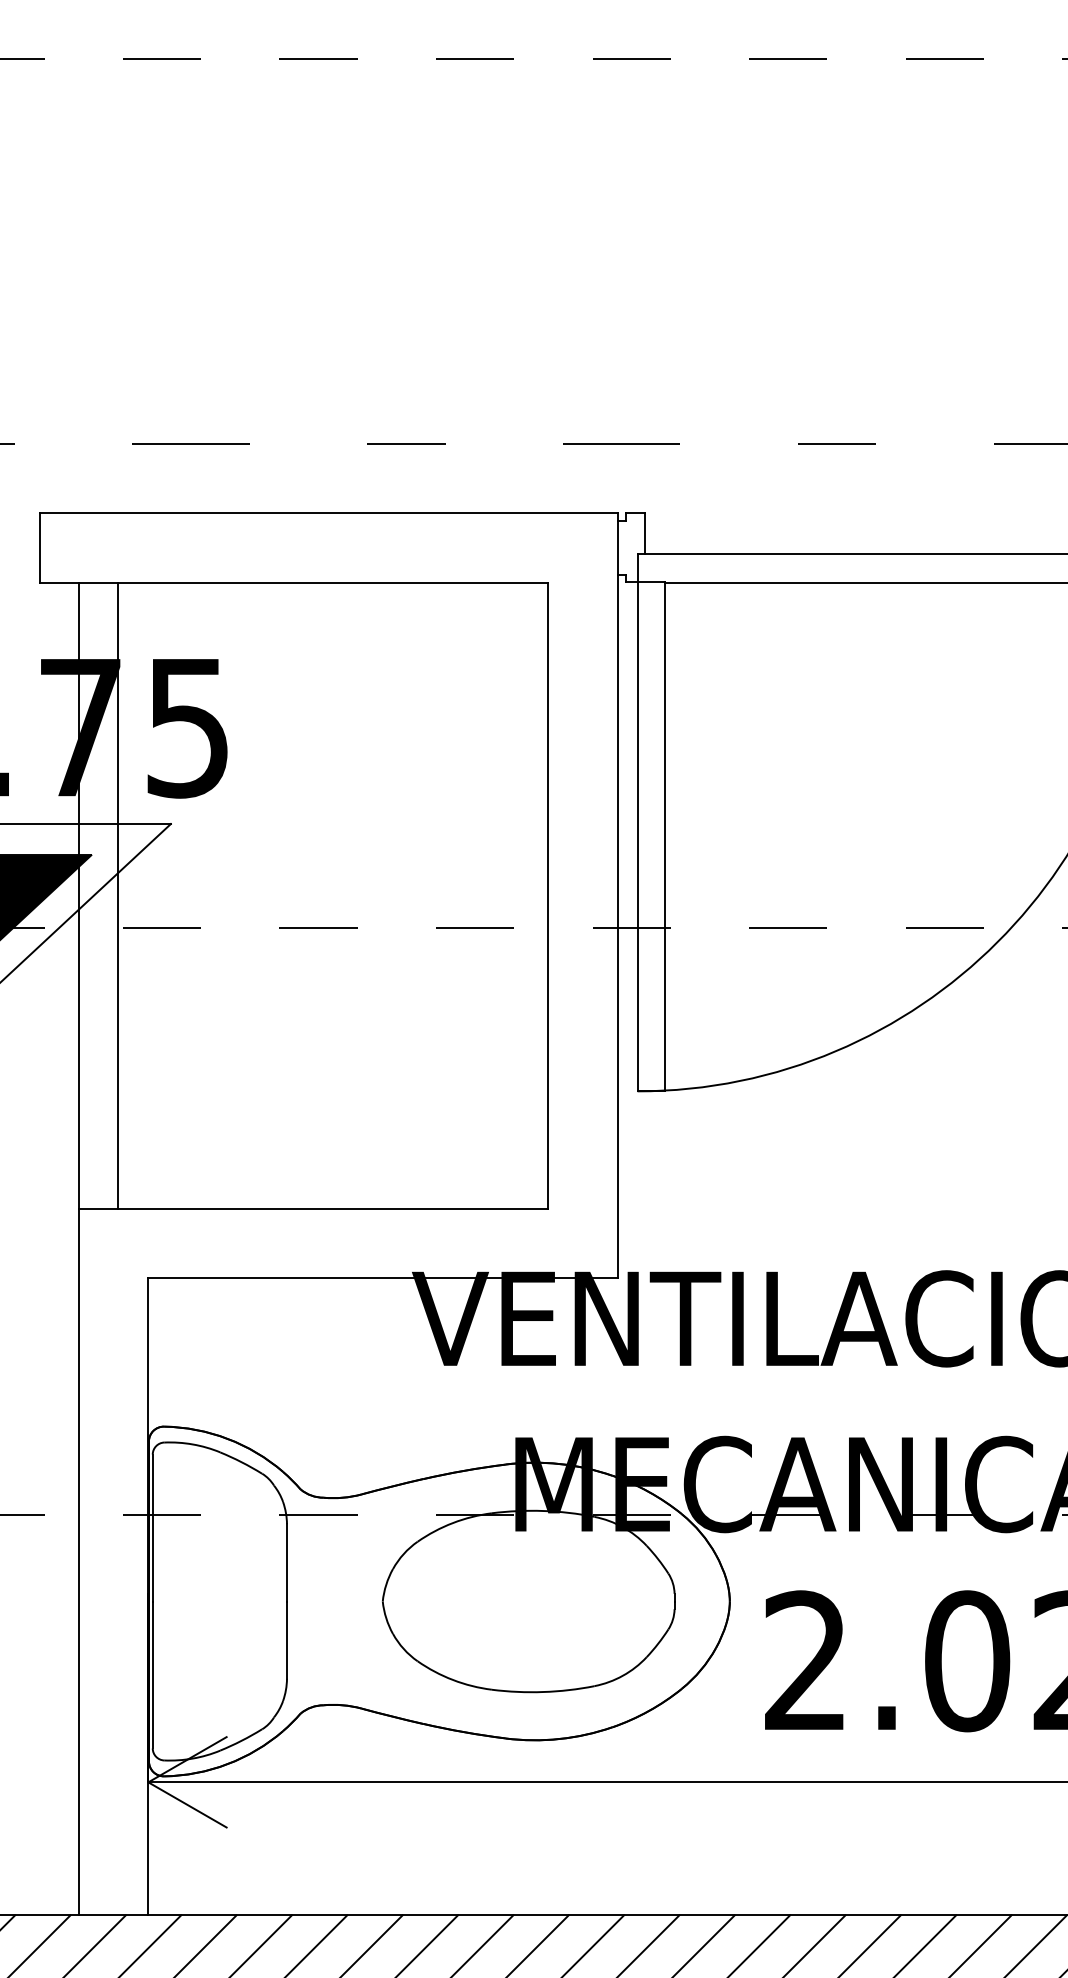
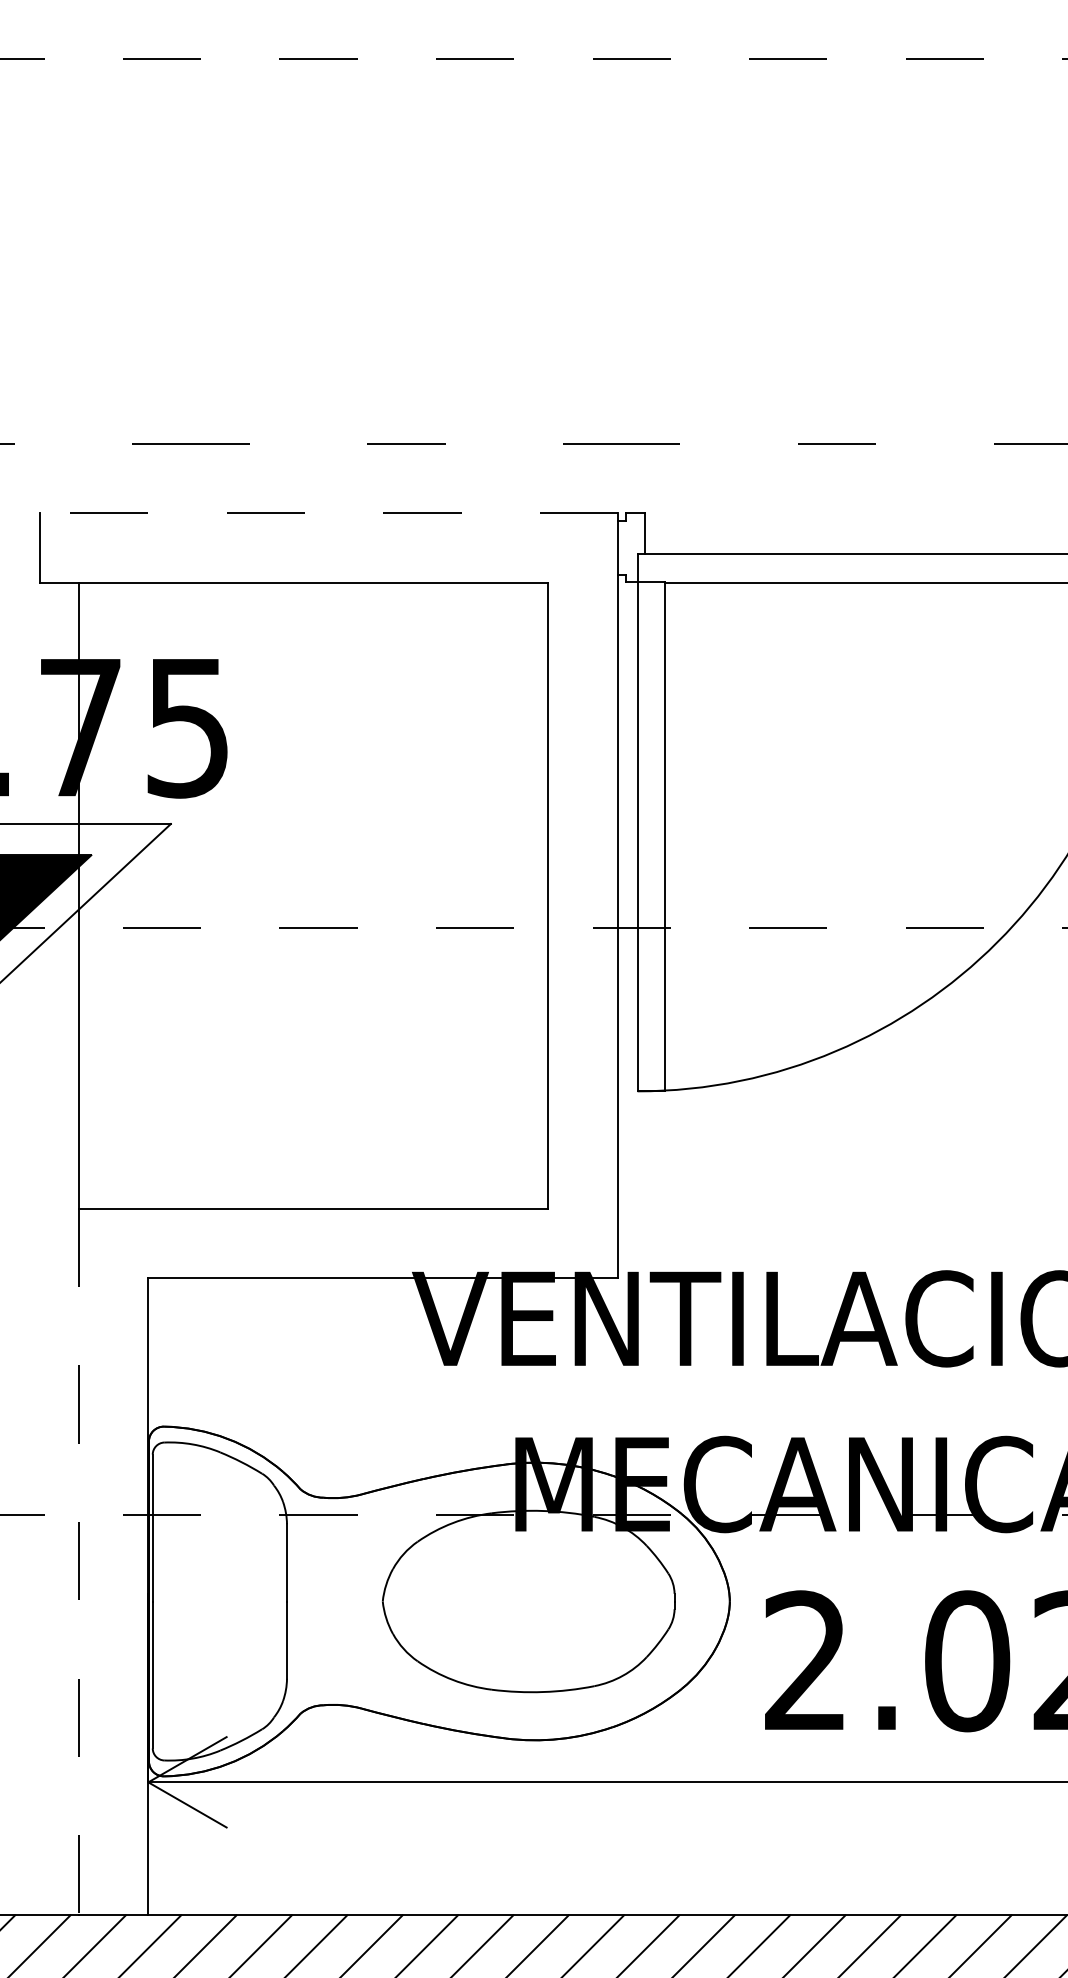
line: solid -> dashed (328, 512)
line: present -> none (117, 895)
line: solid -> dashed (78, 1561)
